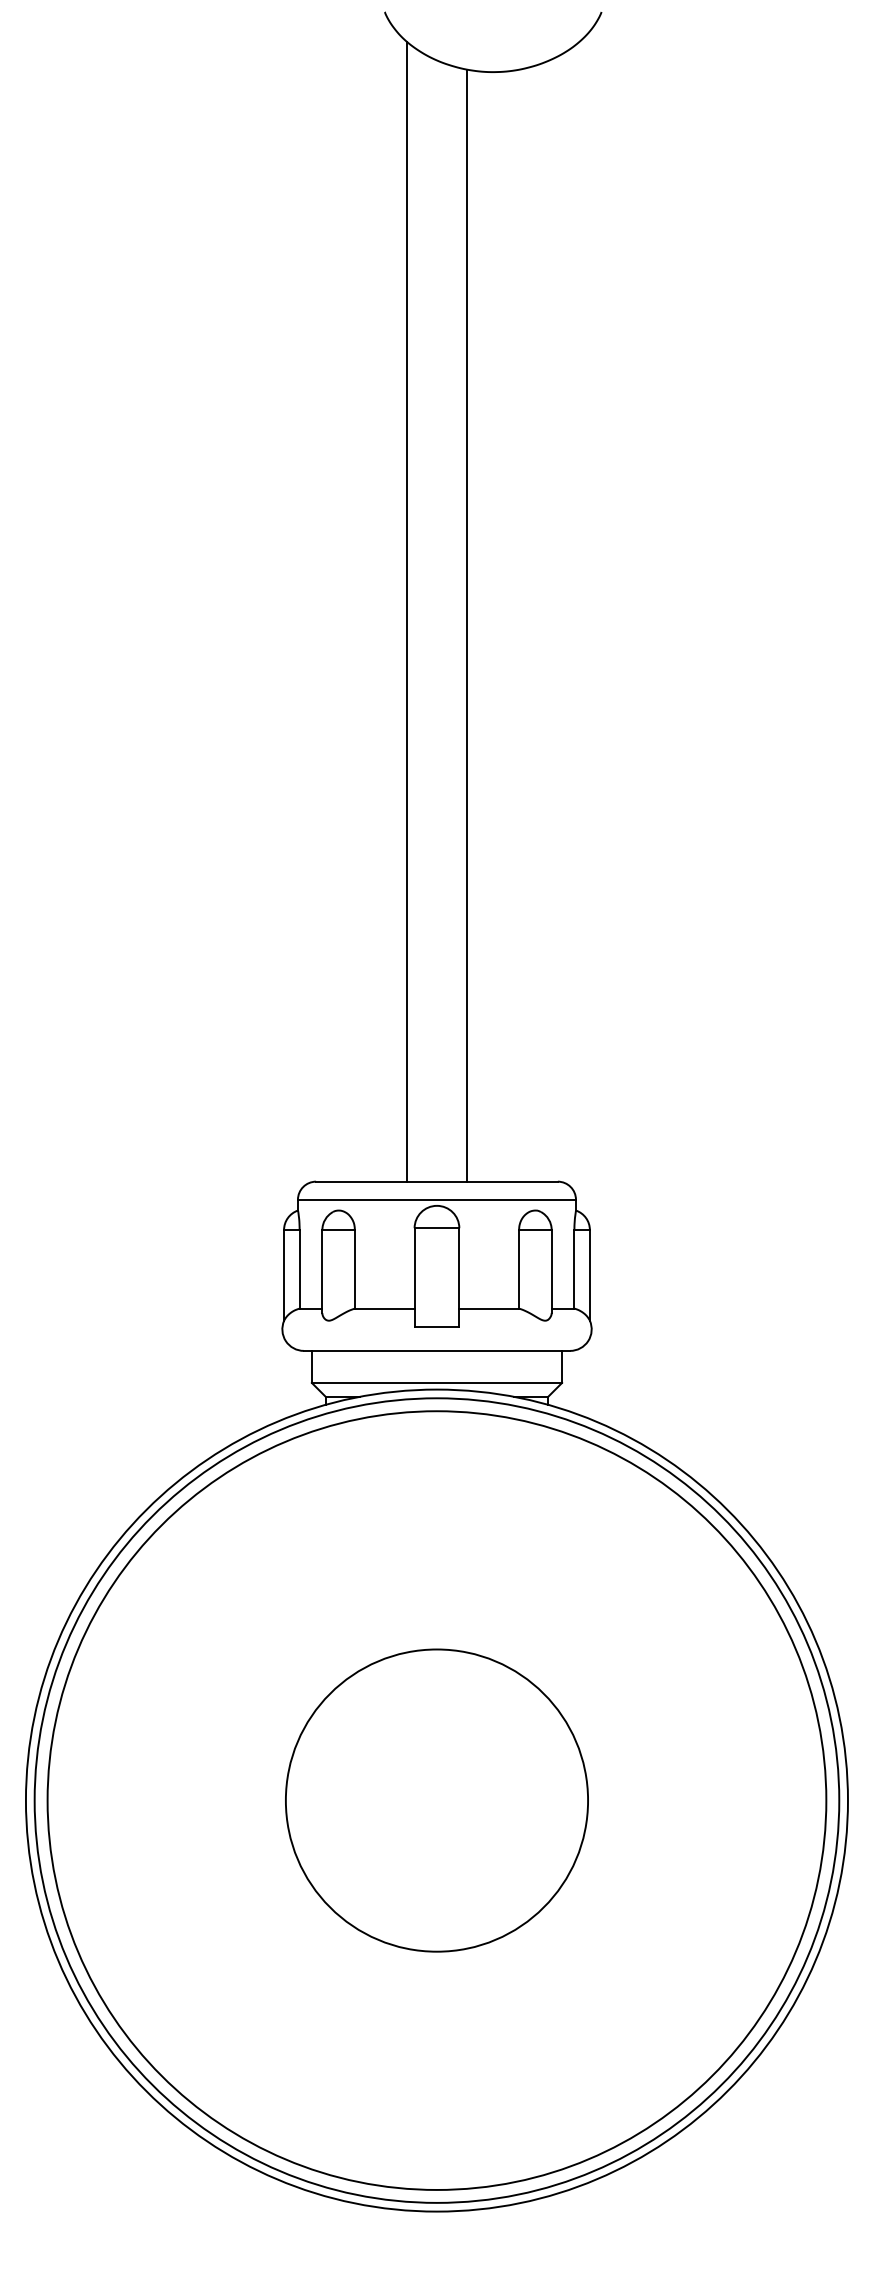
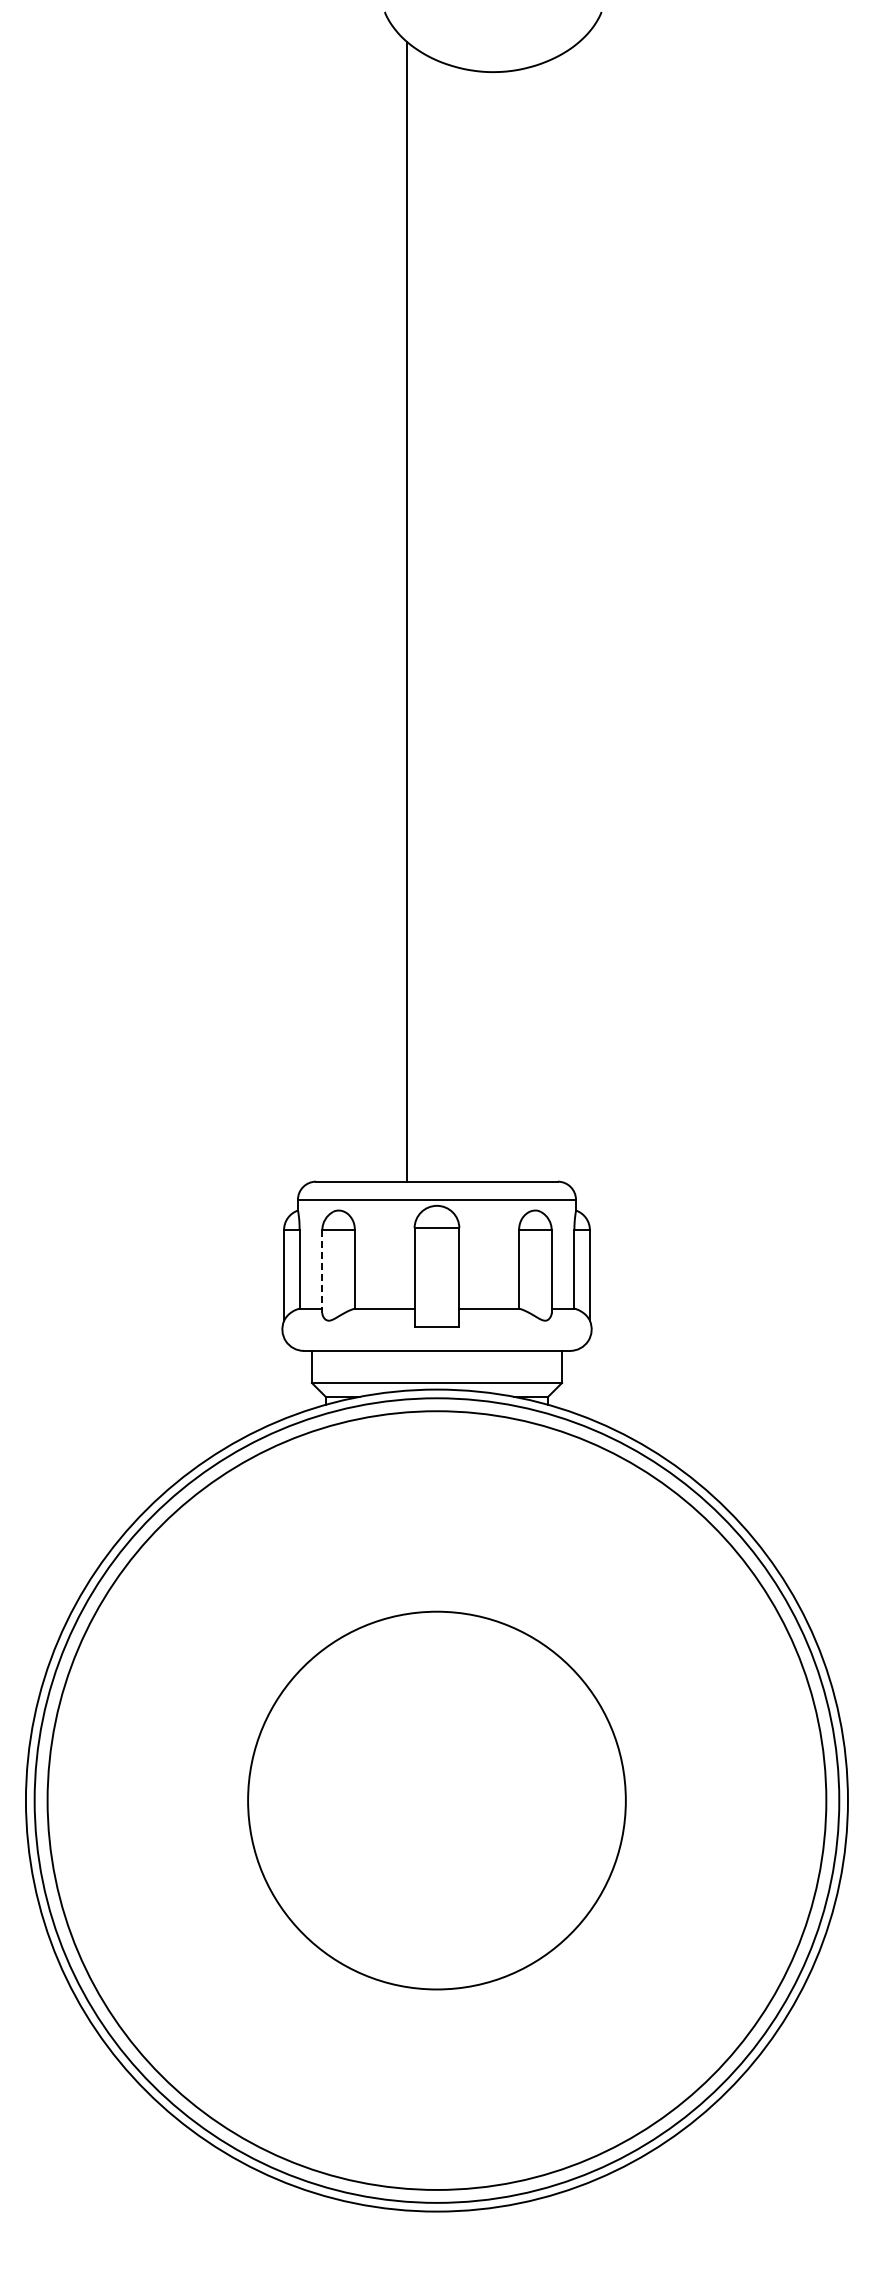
line: present -> none (467, 625)
line: solid -> dashed (322, 1271)
circle diameter: 302 px -> 378 px (436, 1800)
